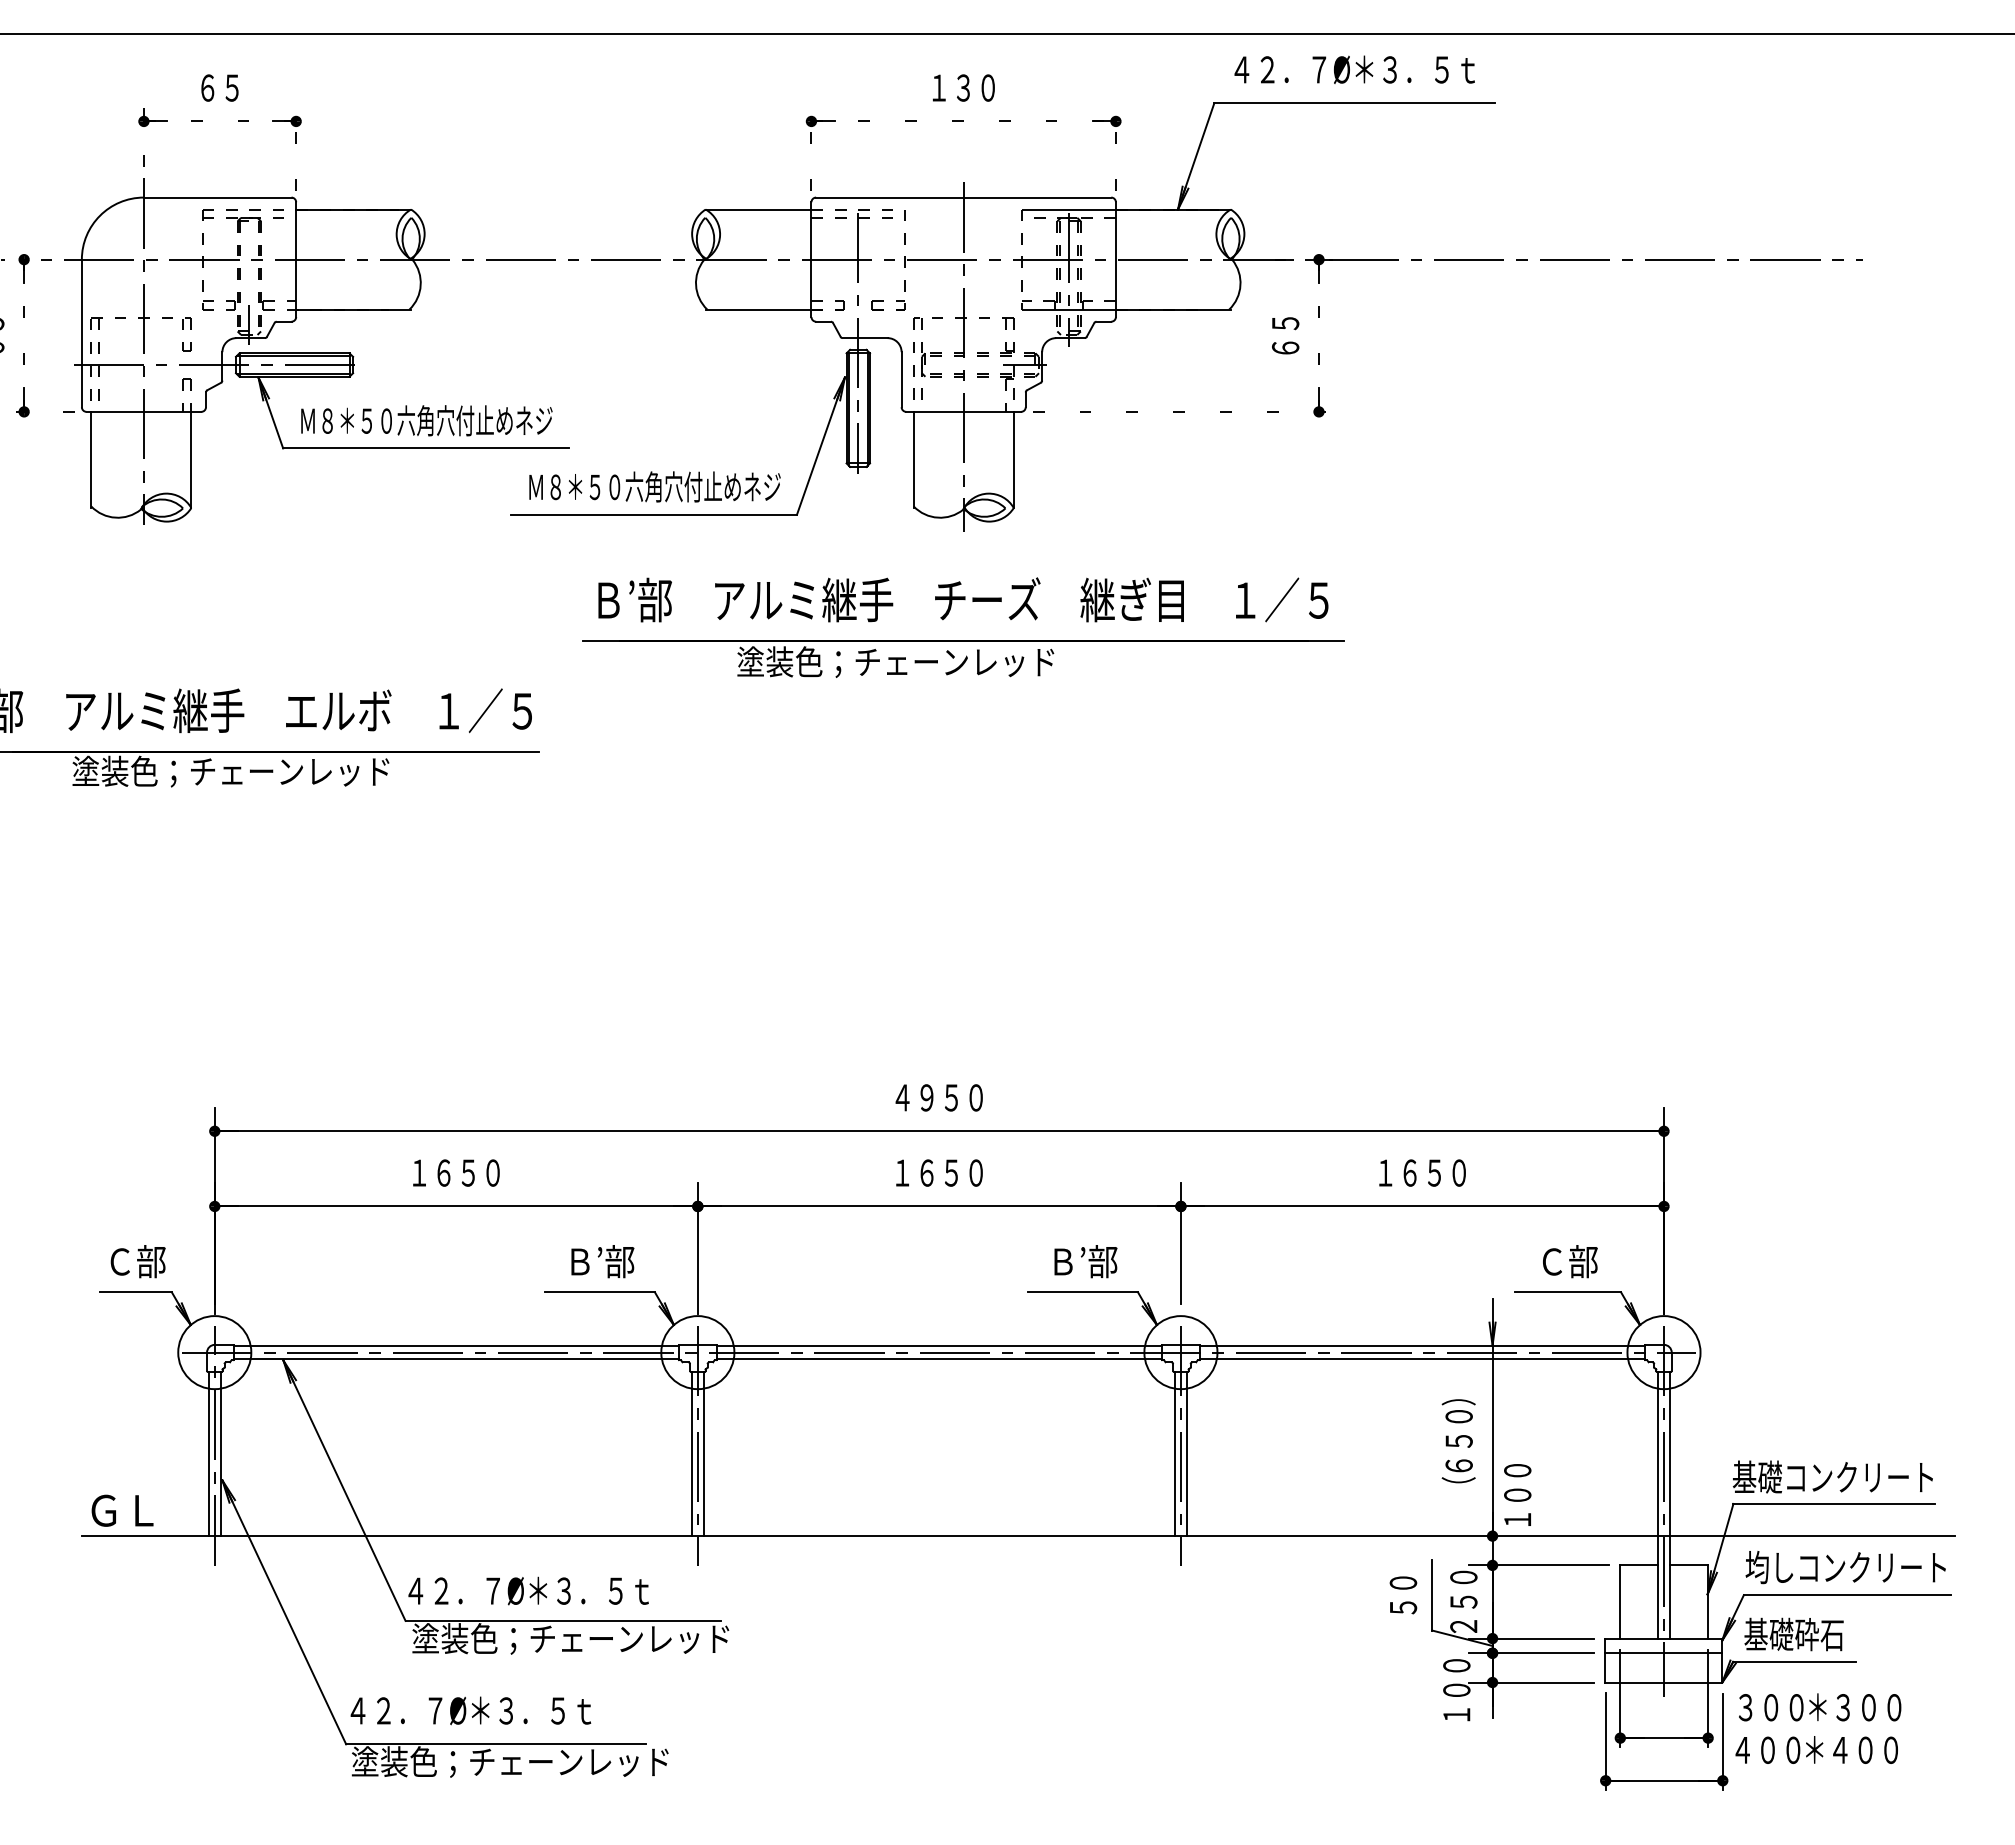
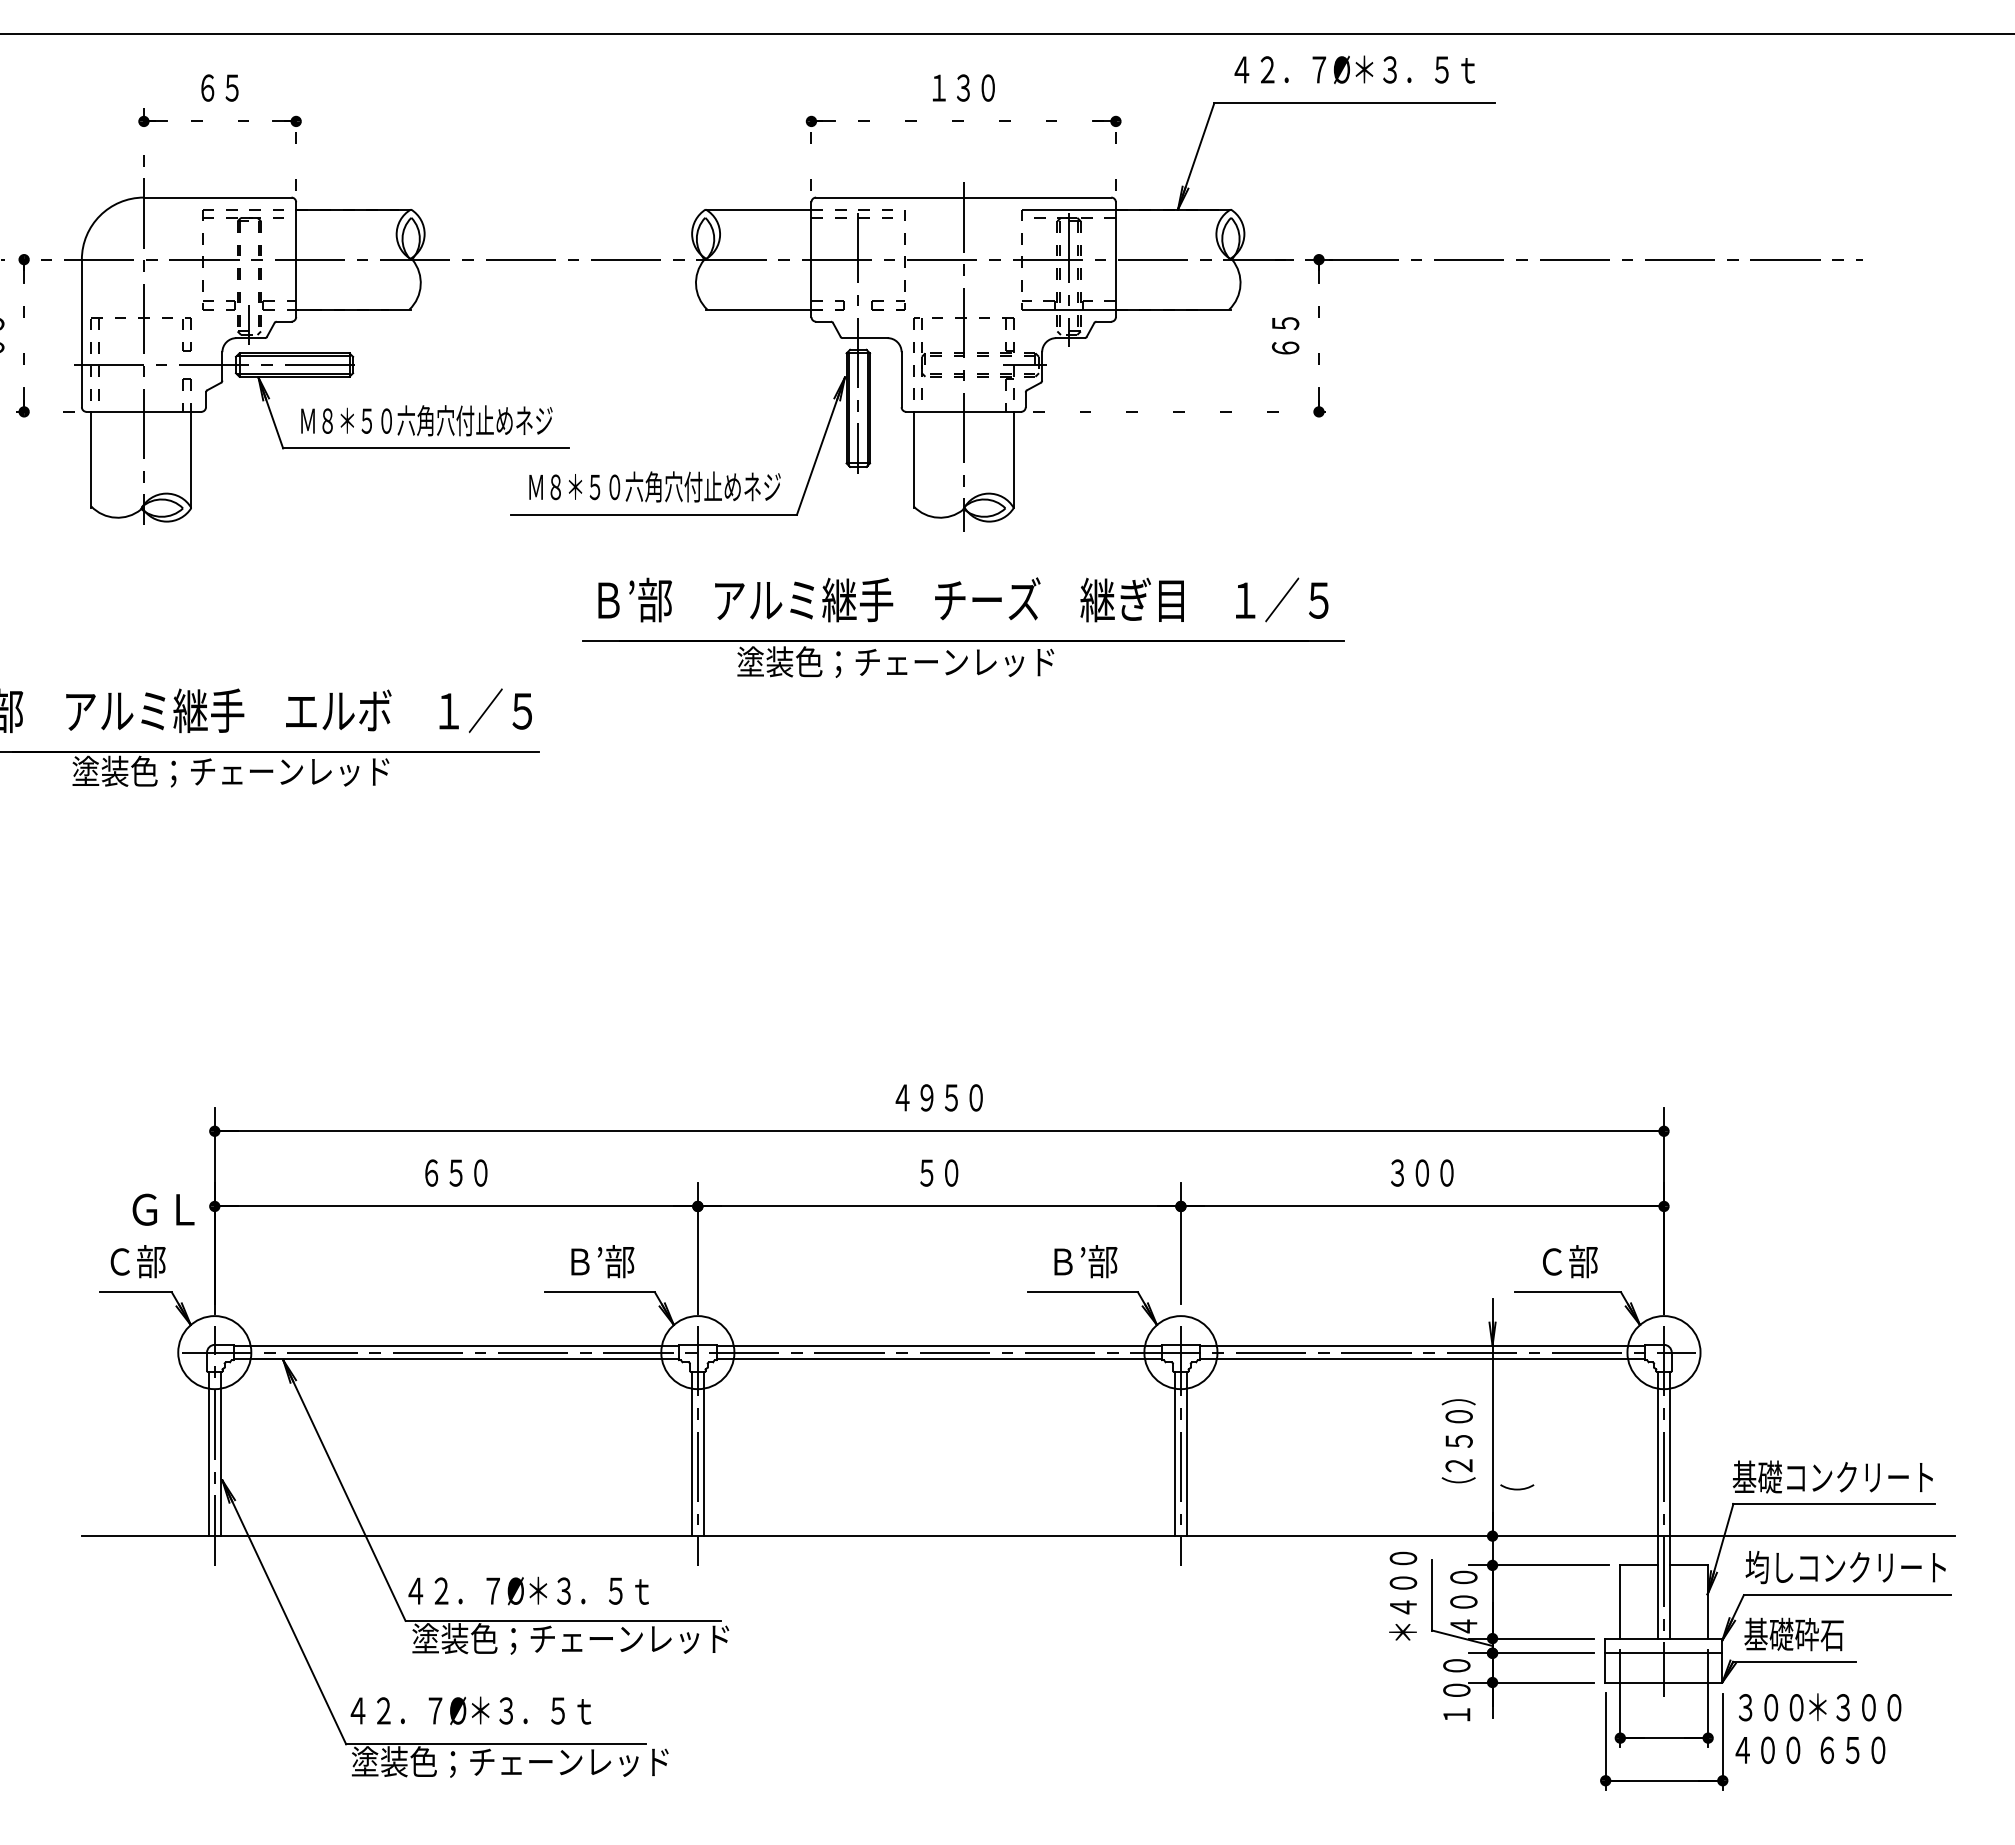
text: １６５０ -> ６５０ (456, 1172)
text: １６５０ -> ５０ (939, 1172)
text: １６５０ -> ３００ (1422, 1172)
text: ６５０ -> ２５０ (1458, 1465)
text: １００ -> （ (1517, 1494)
text position: (122, 1510) -> (163, 1209) (163, 1209)
text: ５０ -> ＊４００ (1403, 1595)
text: ２５０ -> ４００ (1463, 1614)
text: ＊４００ -> ６５０ (1851, 1749)
